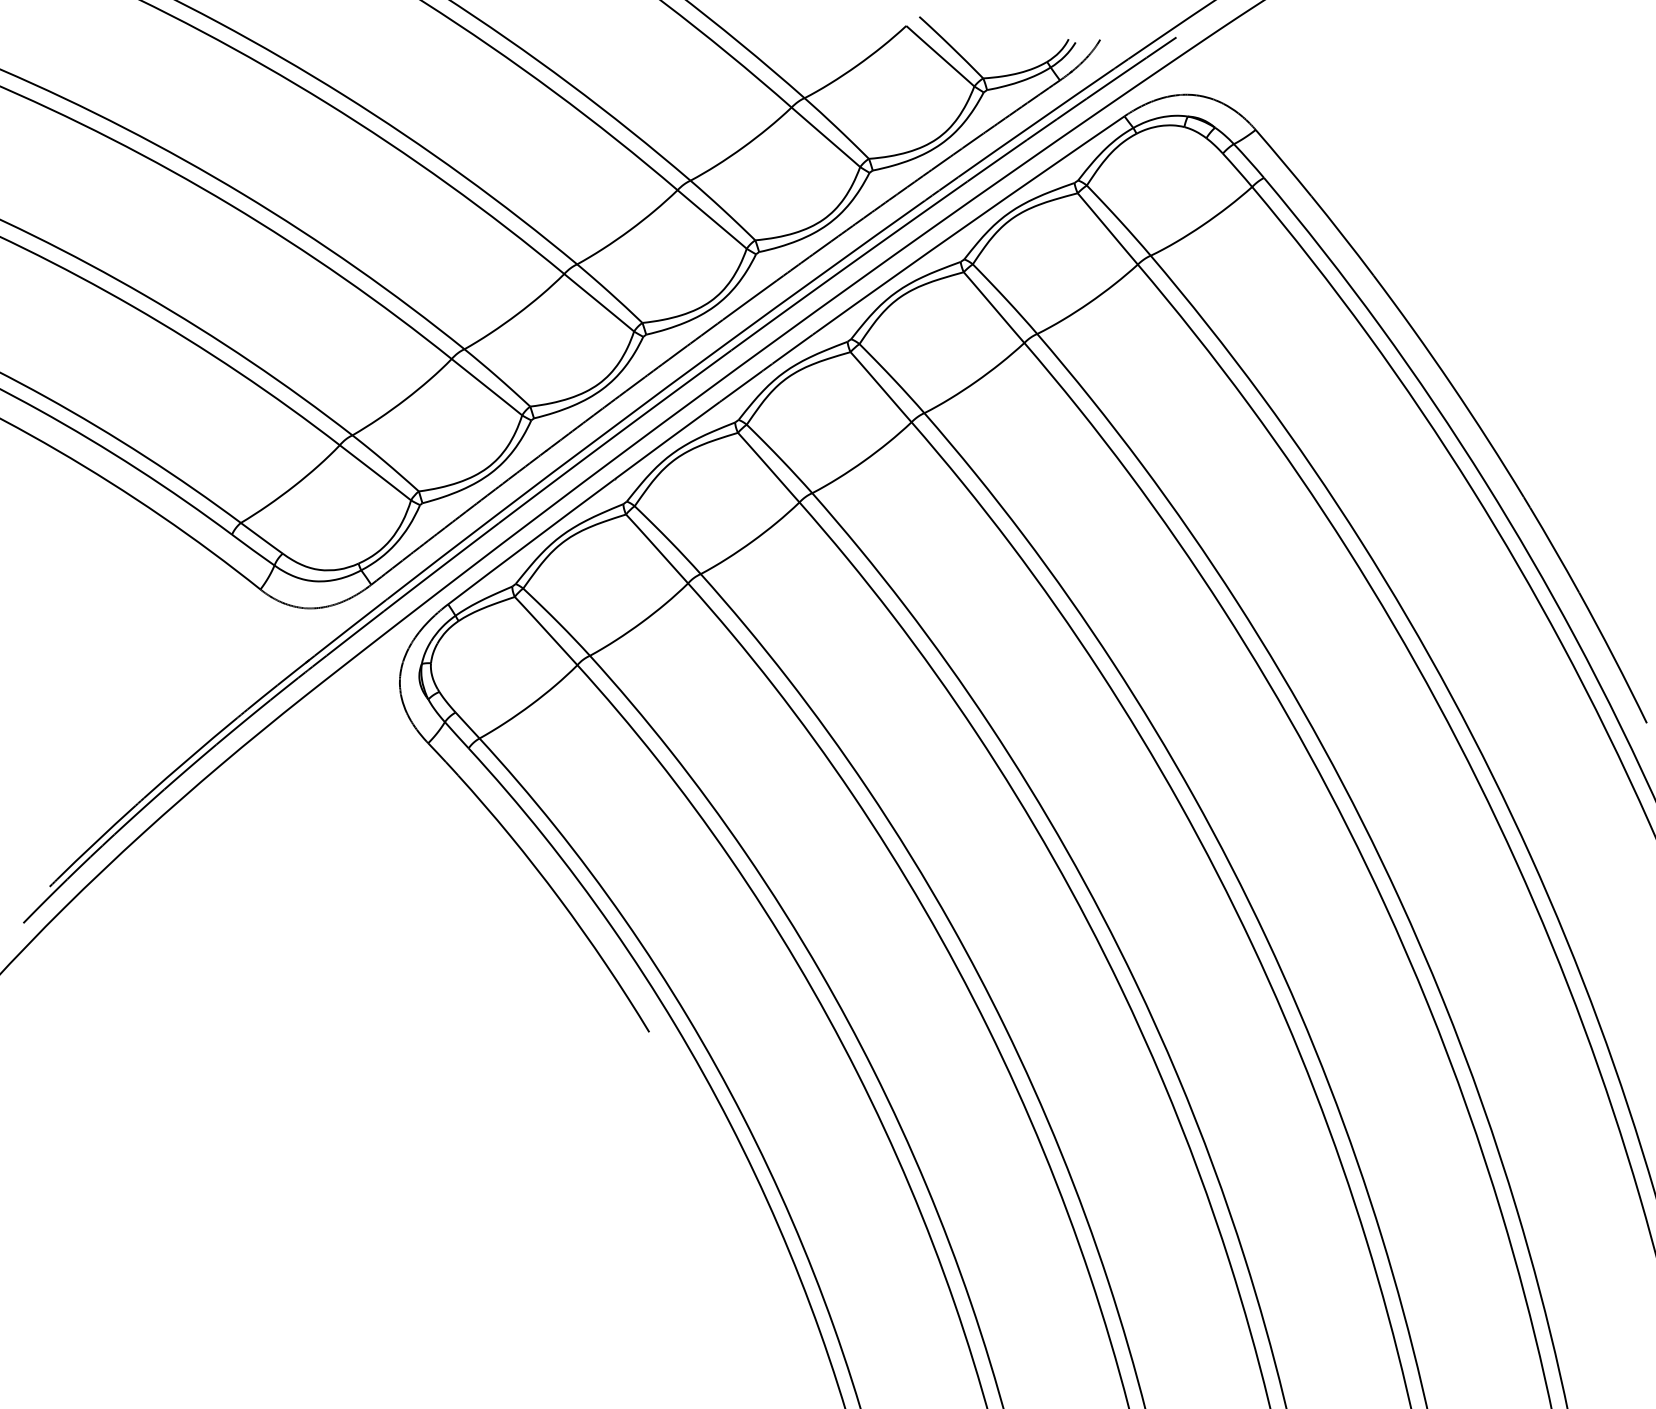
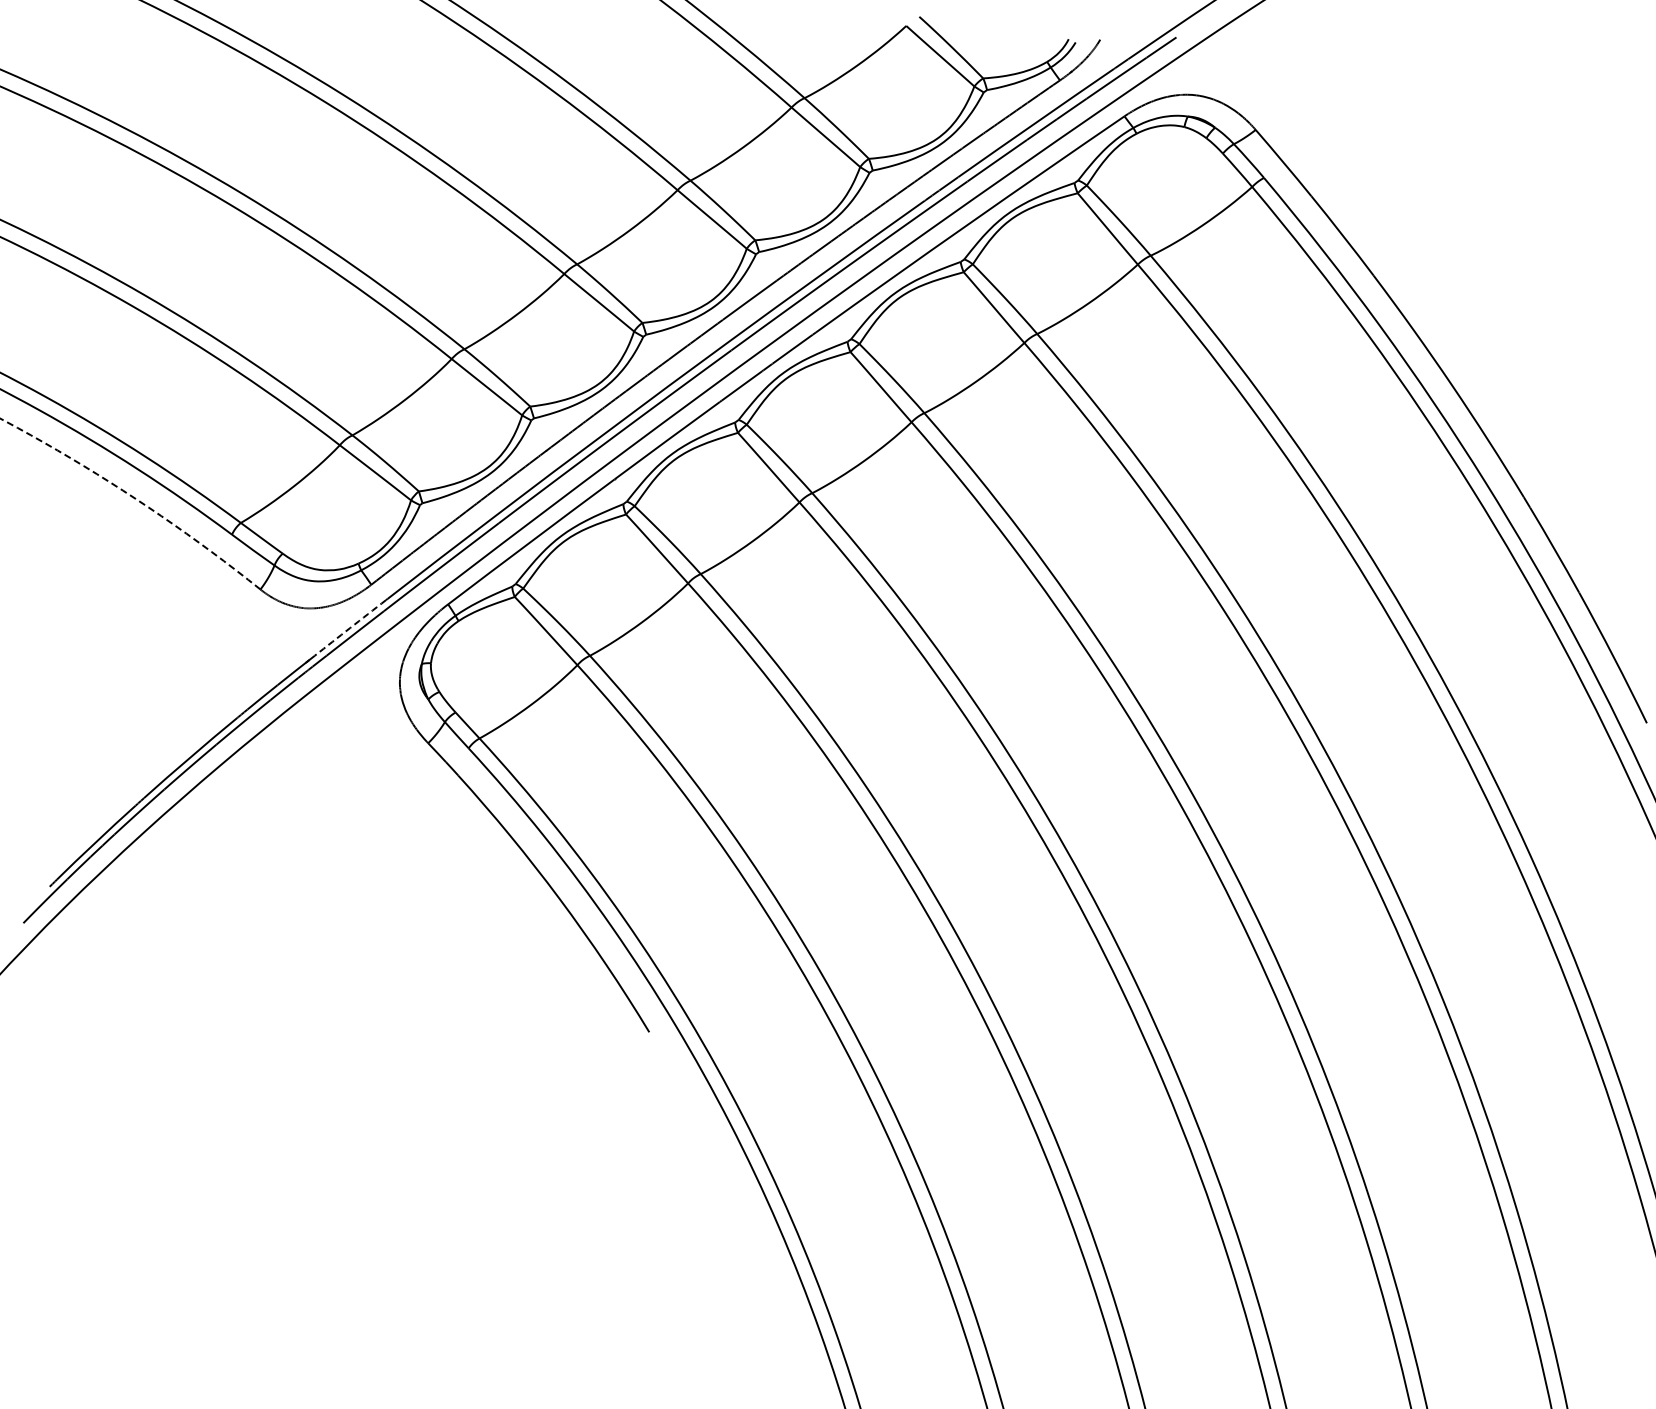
arc: solid -> dashed (134, 497)
arc: solid -> dashed (350, 627)
